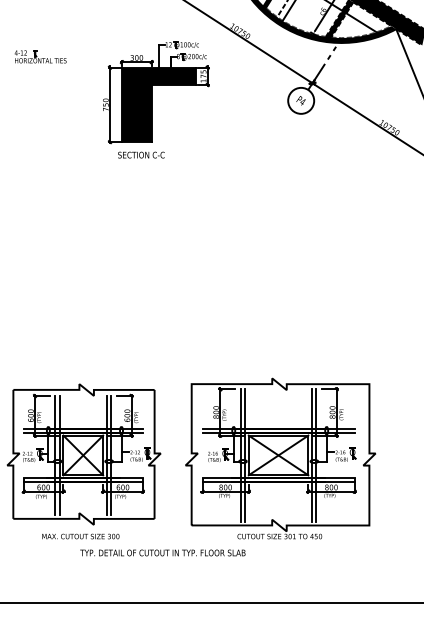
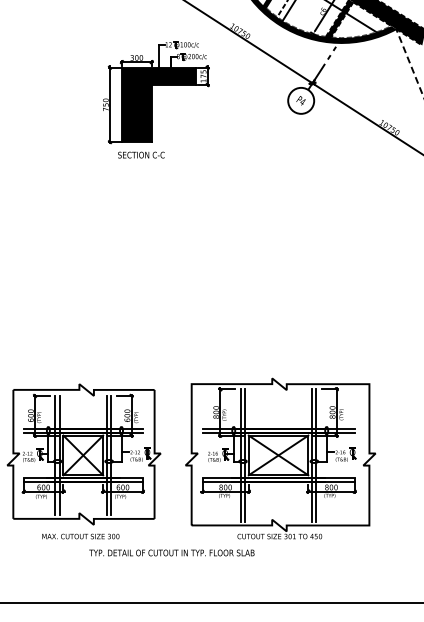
part: present -> none (40, 56)
line: solid -> dashed (410, 63)
text position: (162, 552) -> (171, 552) (171, 552)
